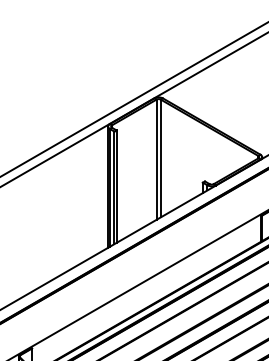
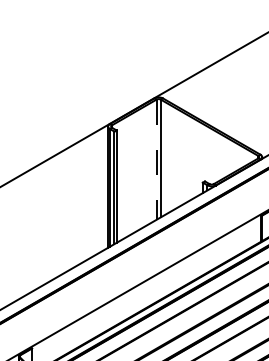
line: present -> none (133, 99)
line: solid -> dashed (156, 160)
